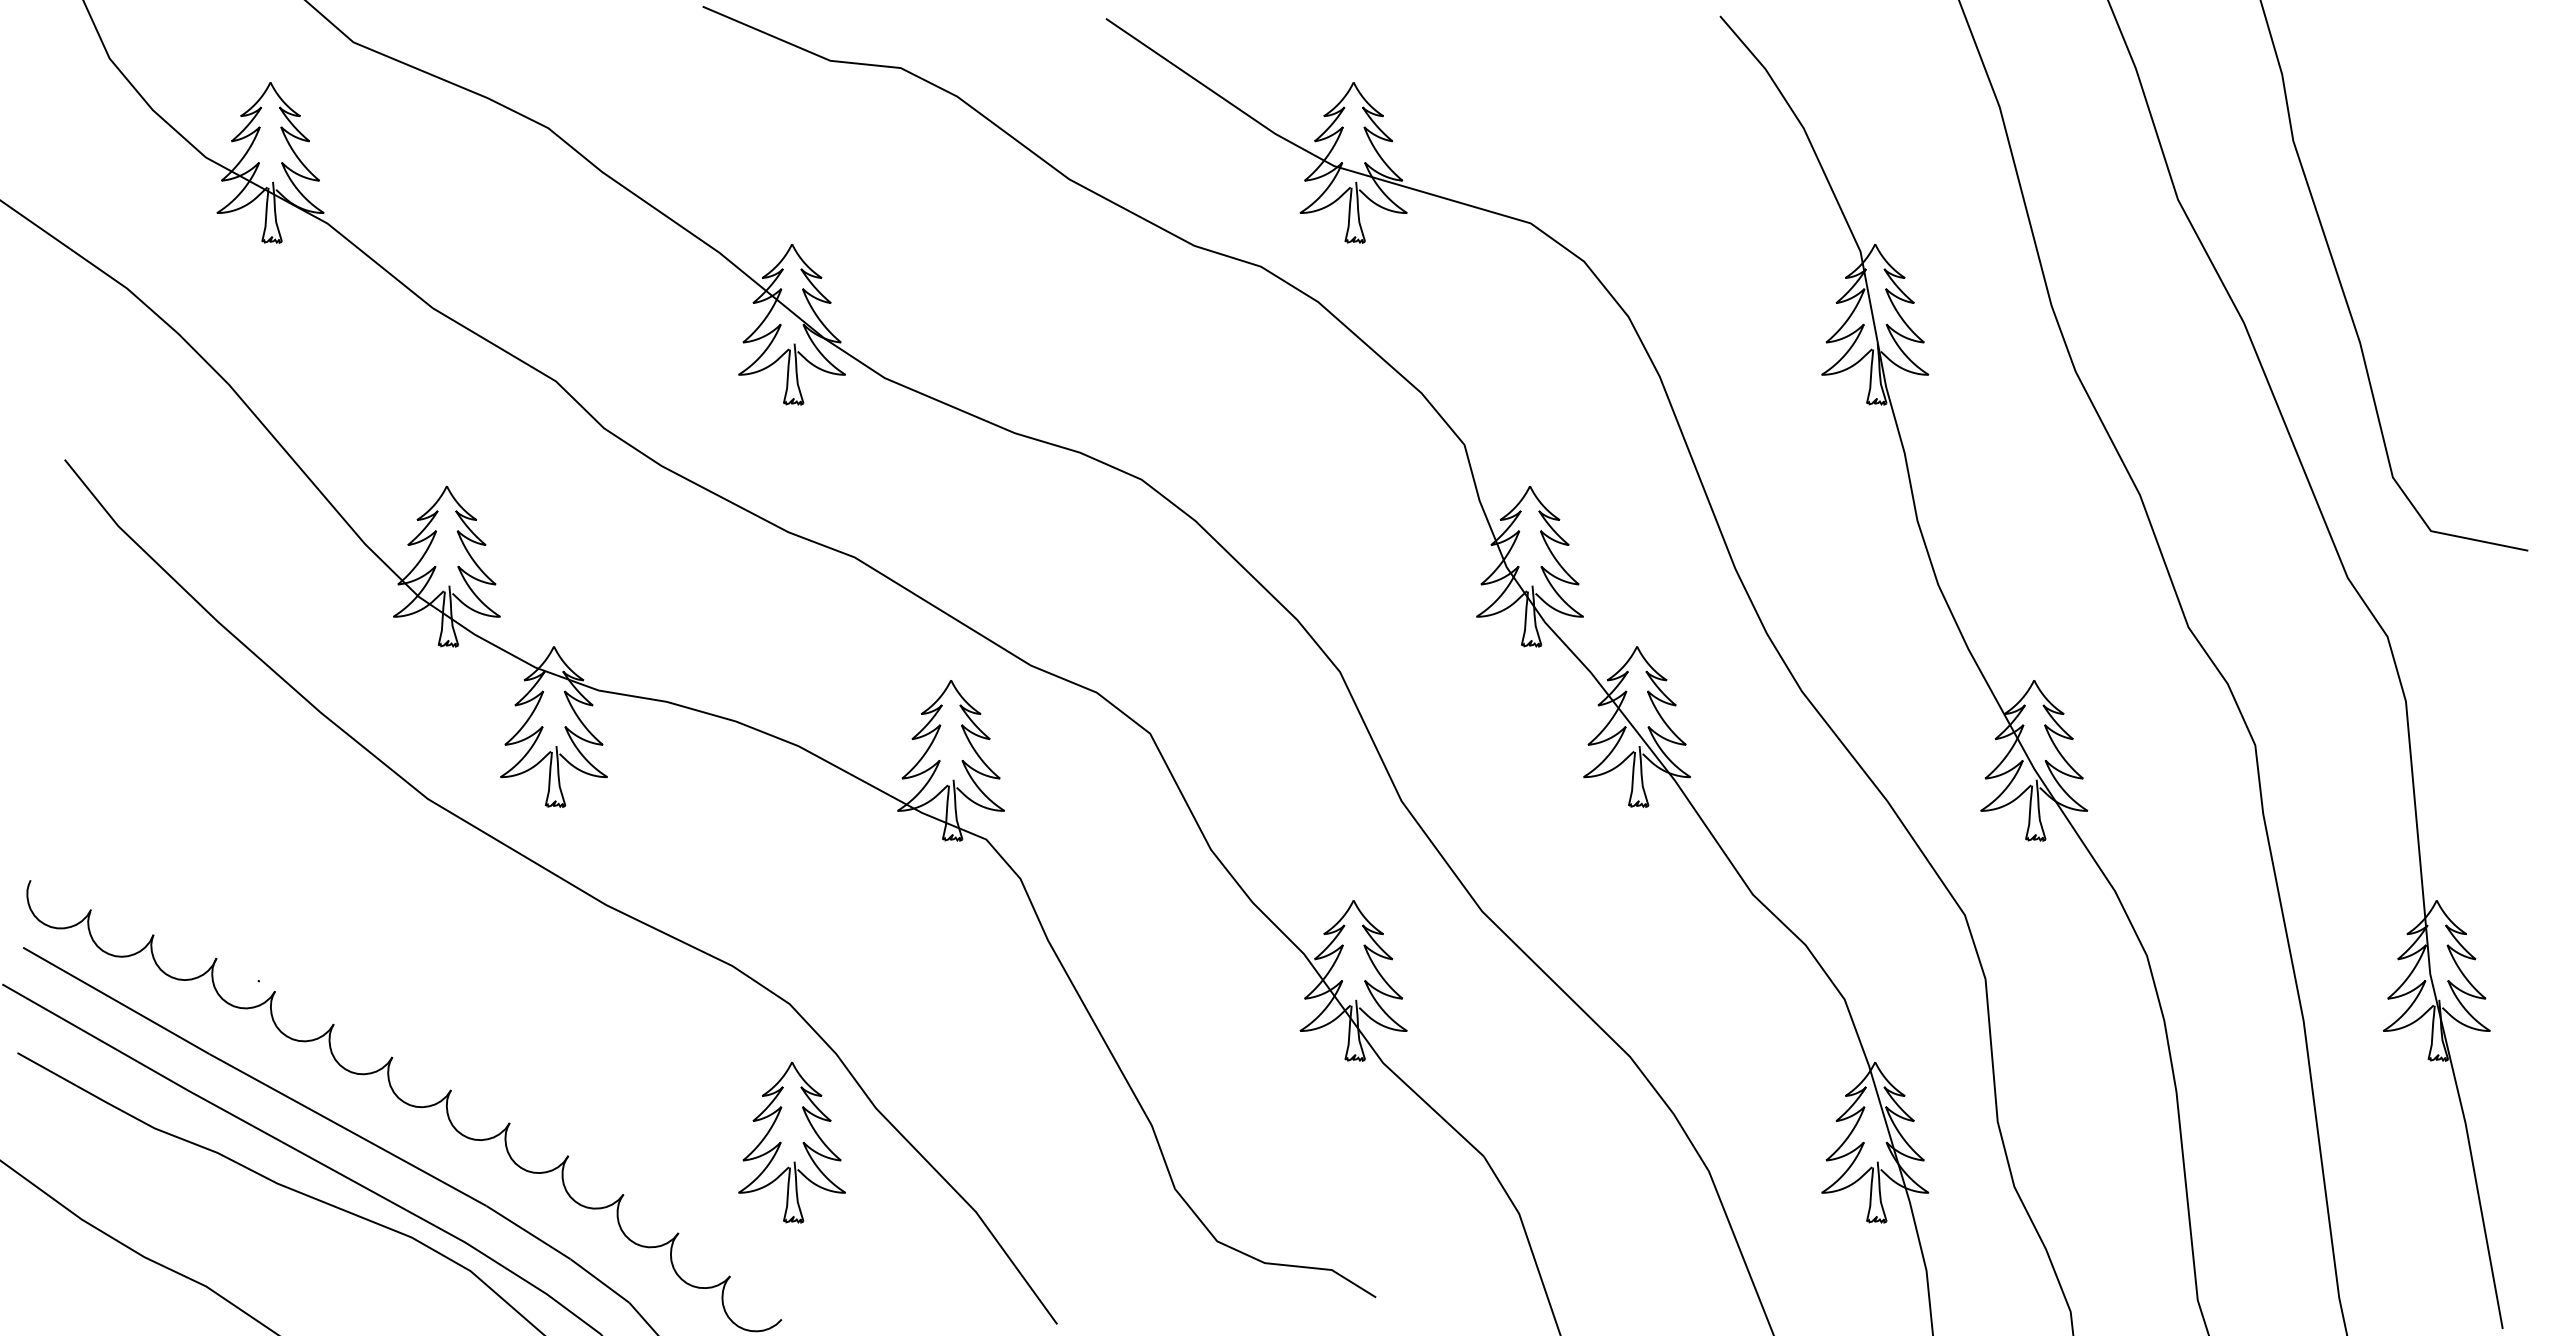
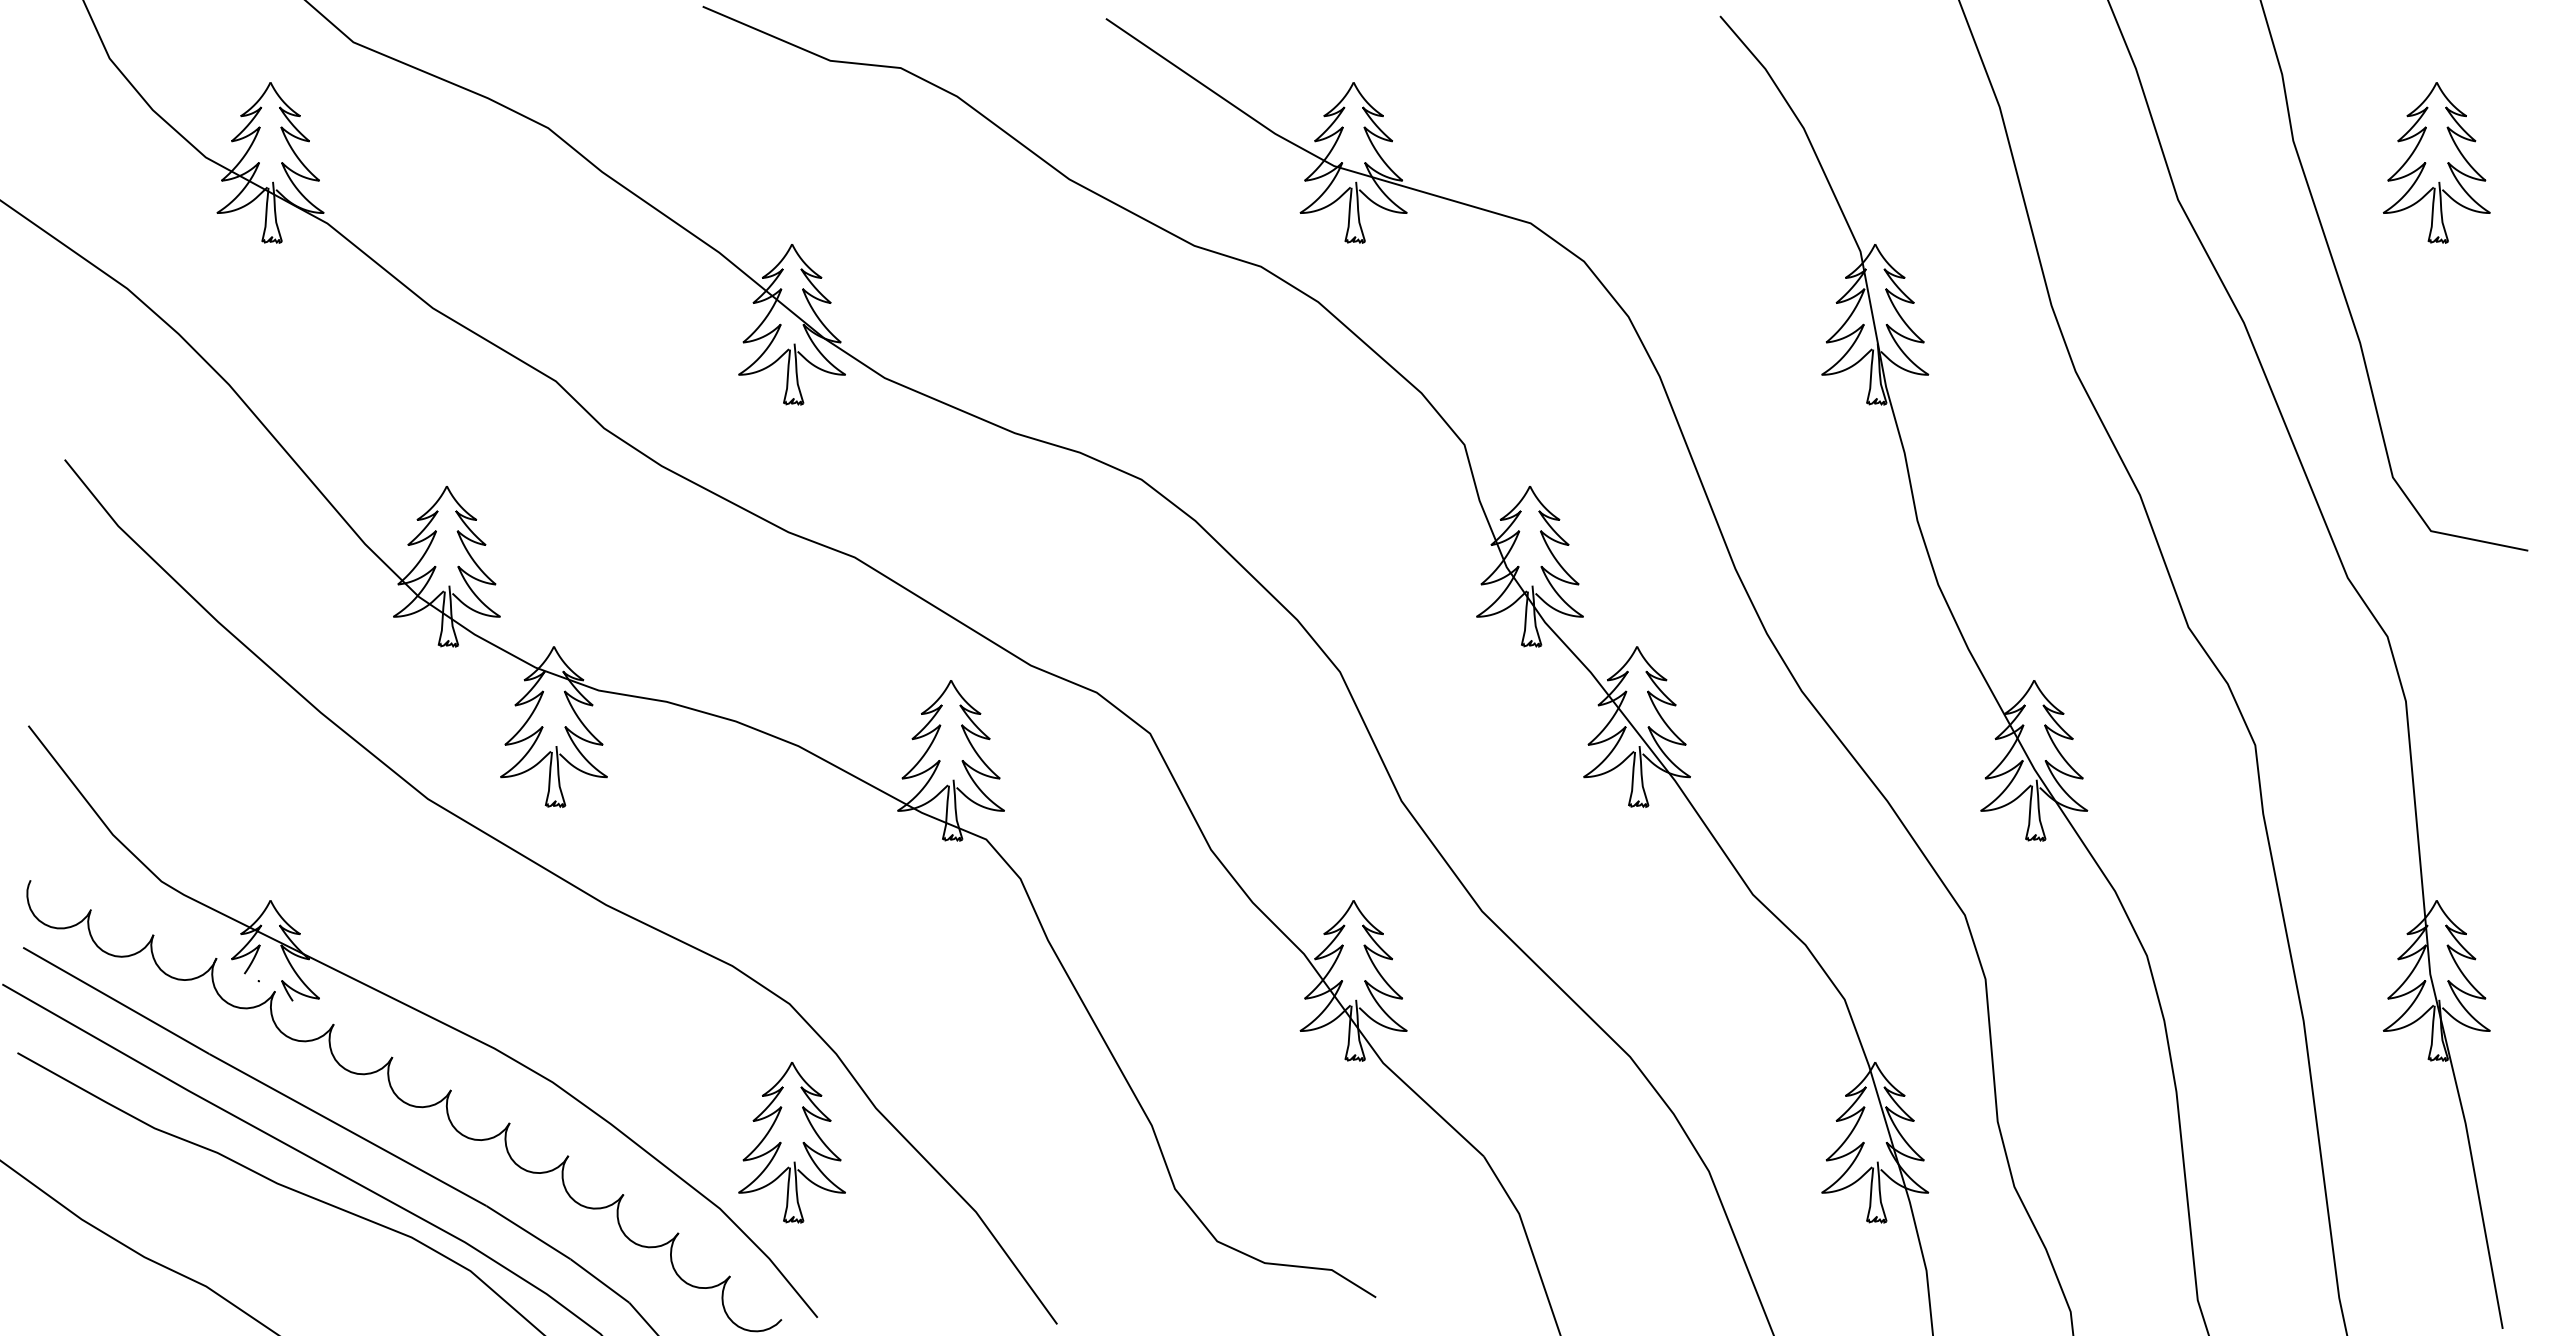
part: none -> present (2436, 162)
part: none -> present (425, 1015)
